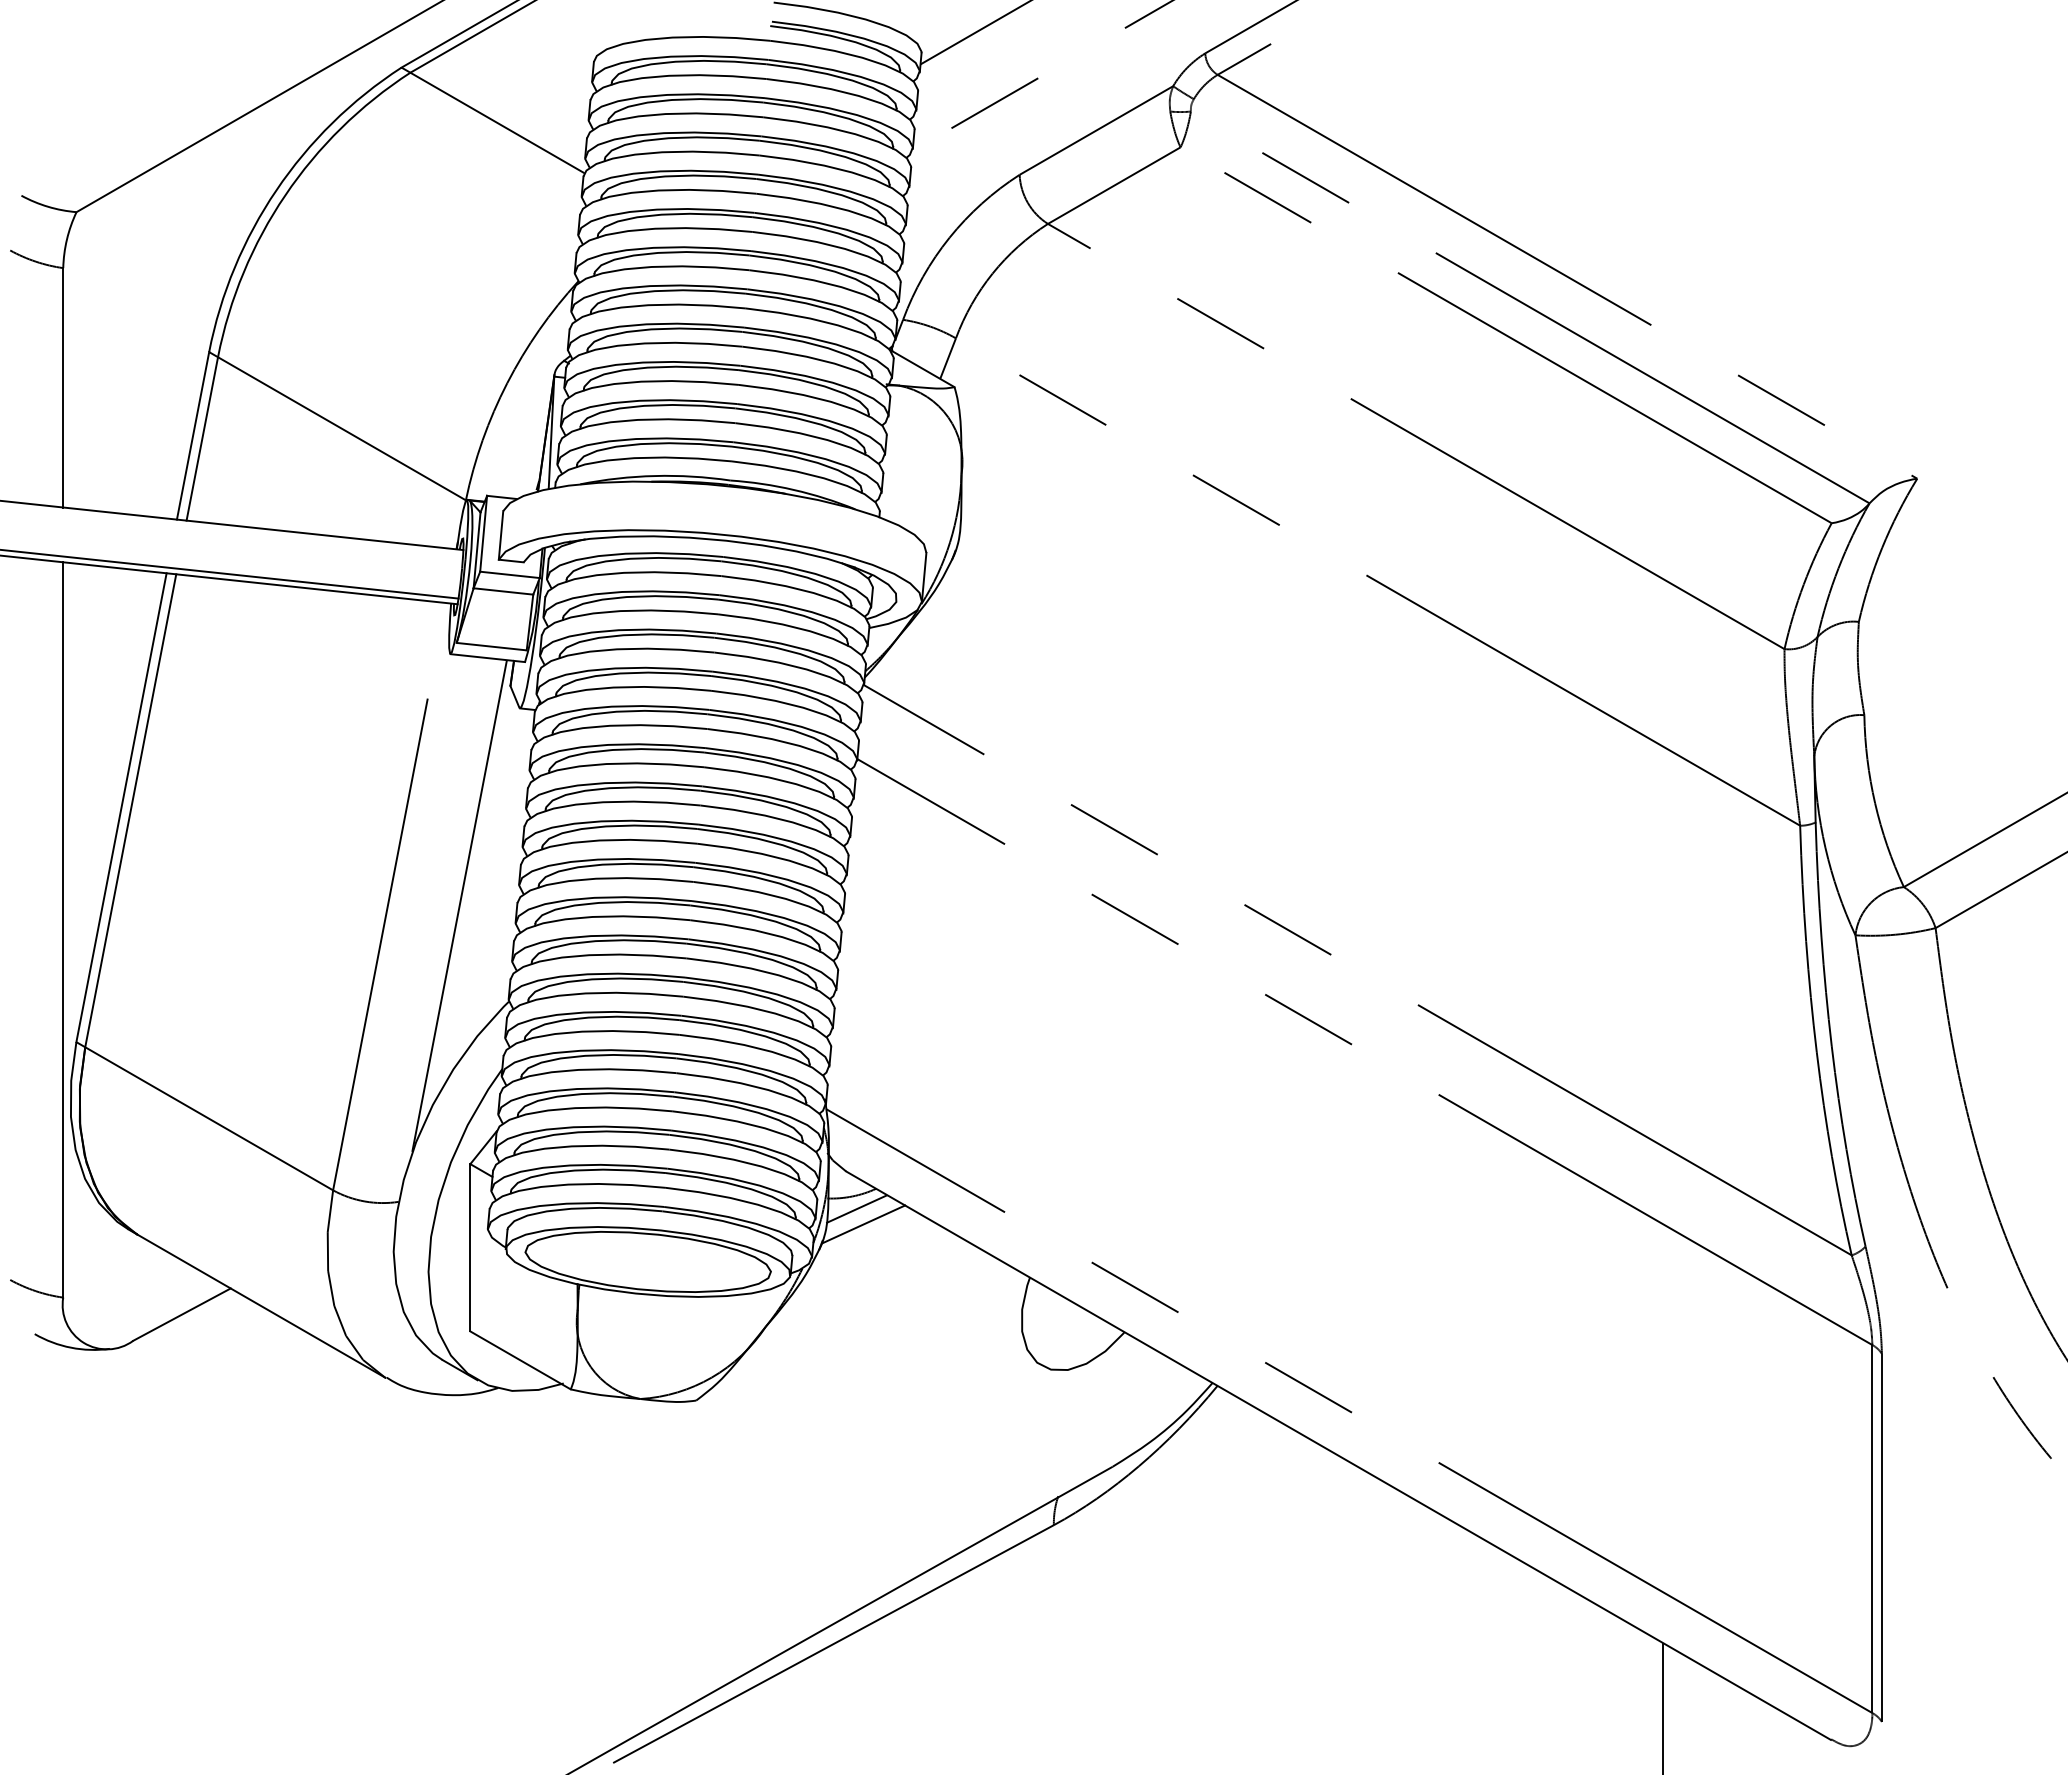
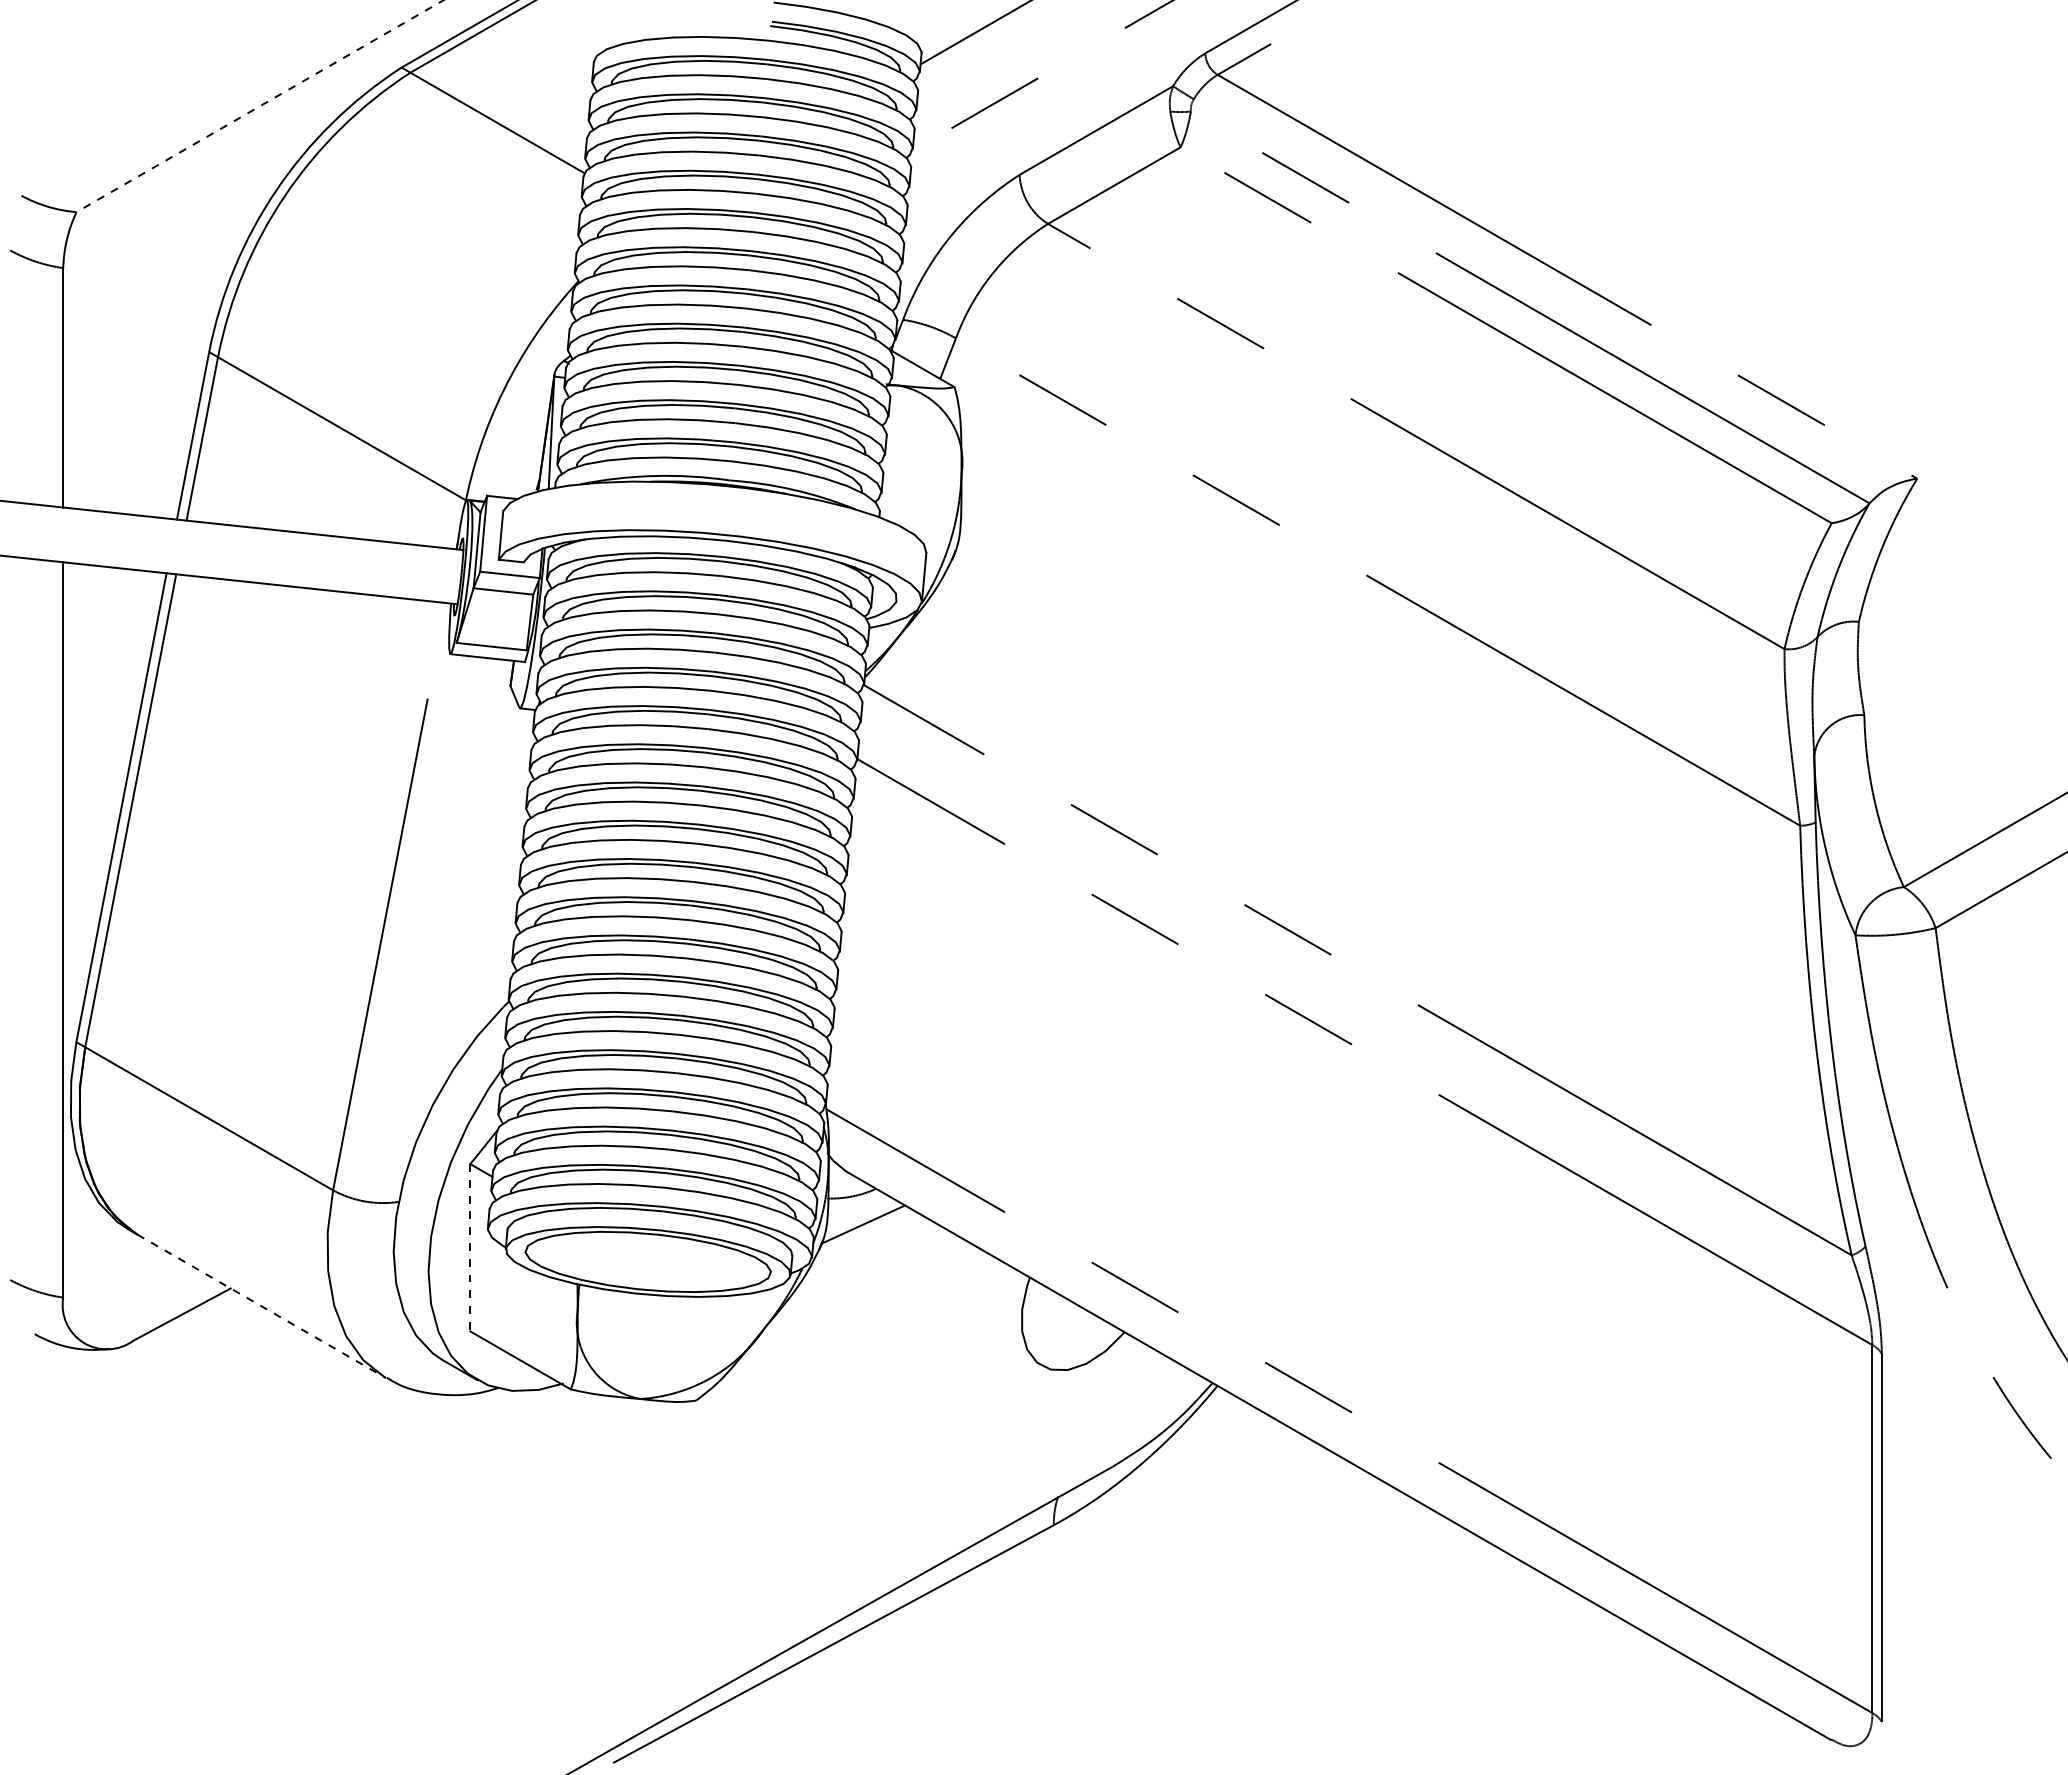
line: solid -> dashed (259, 106)
line: present -> none (230, 574)
line: present -> none (459, 906)
line: present -> none (856, 1209)
line: solid -> dashed (470, 1247)
line: solid -> dashed (261, 1306)
line: present -> none (1662, 1706)
